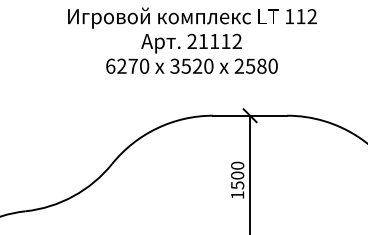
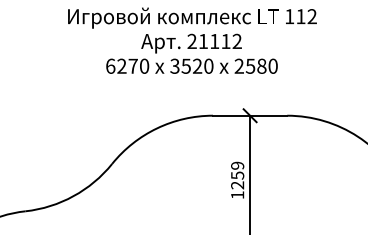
text: 1500 -> 1259 (237, 175)
